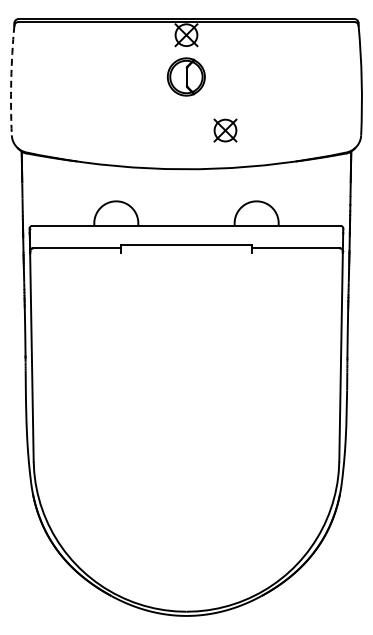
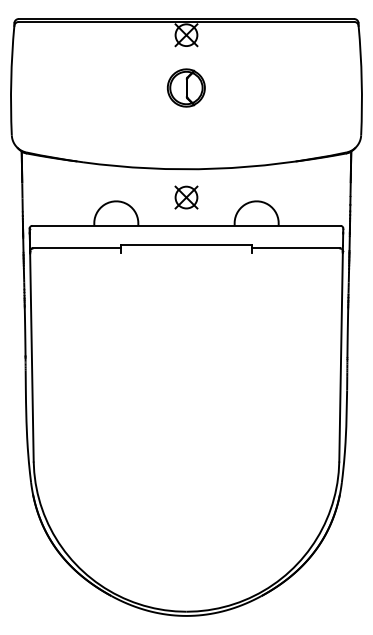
part position: (186, 76) -> (186, 87) (186, 87)
arc: dashed -> solid (11, 80)
part position: (225, 130) -> (186, 197) (186, 197)
